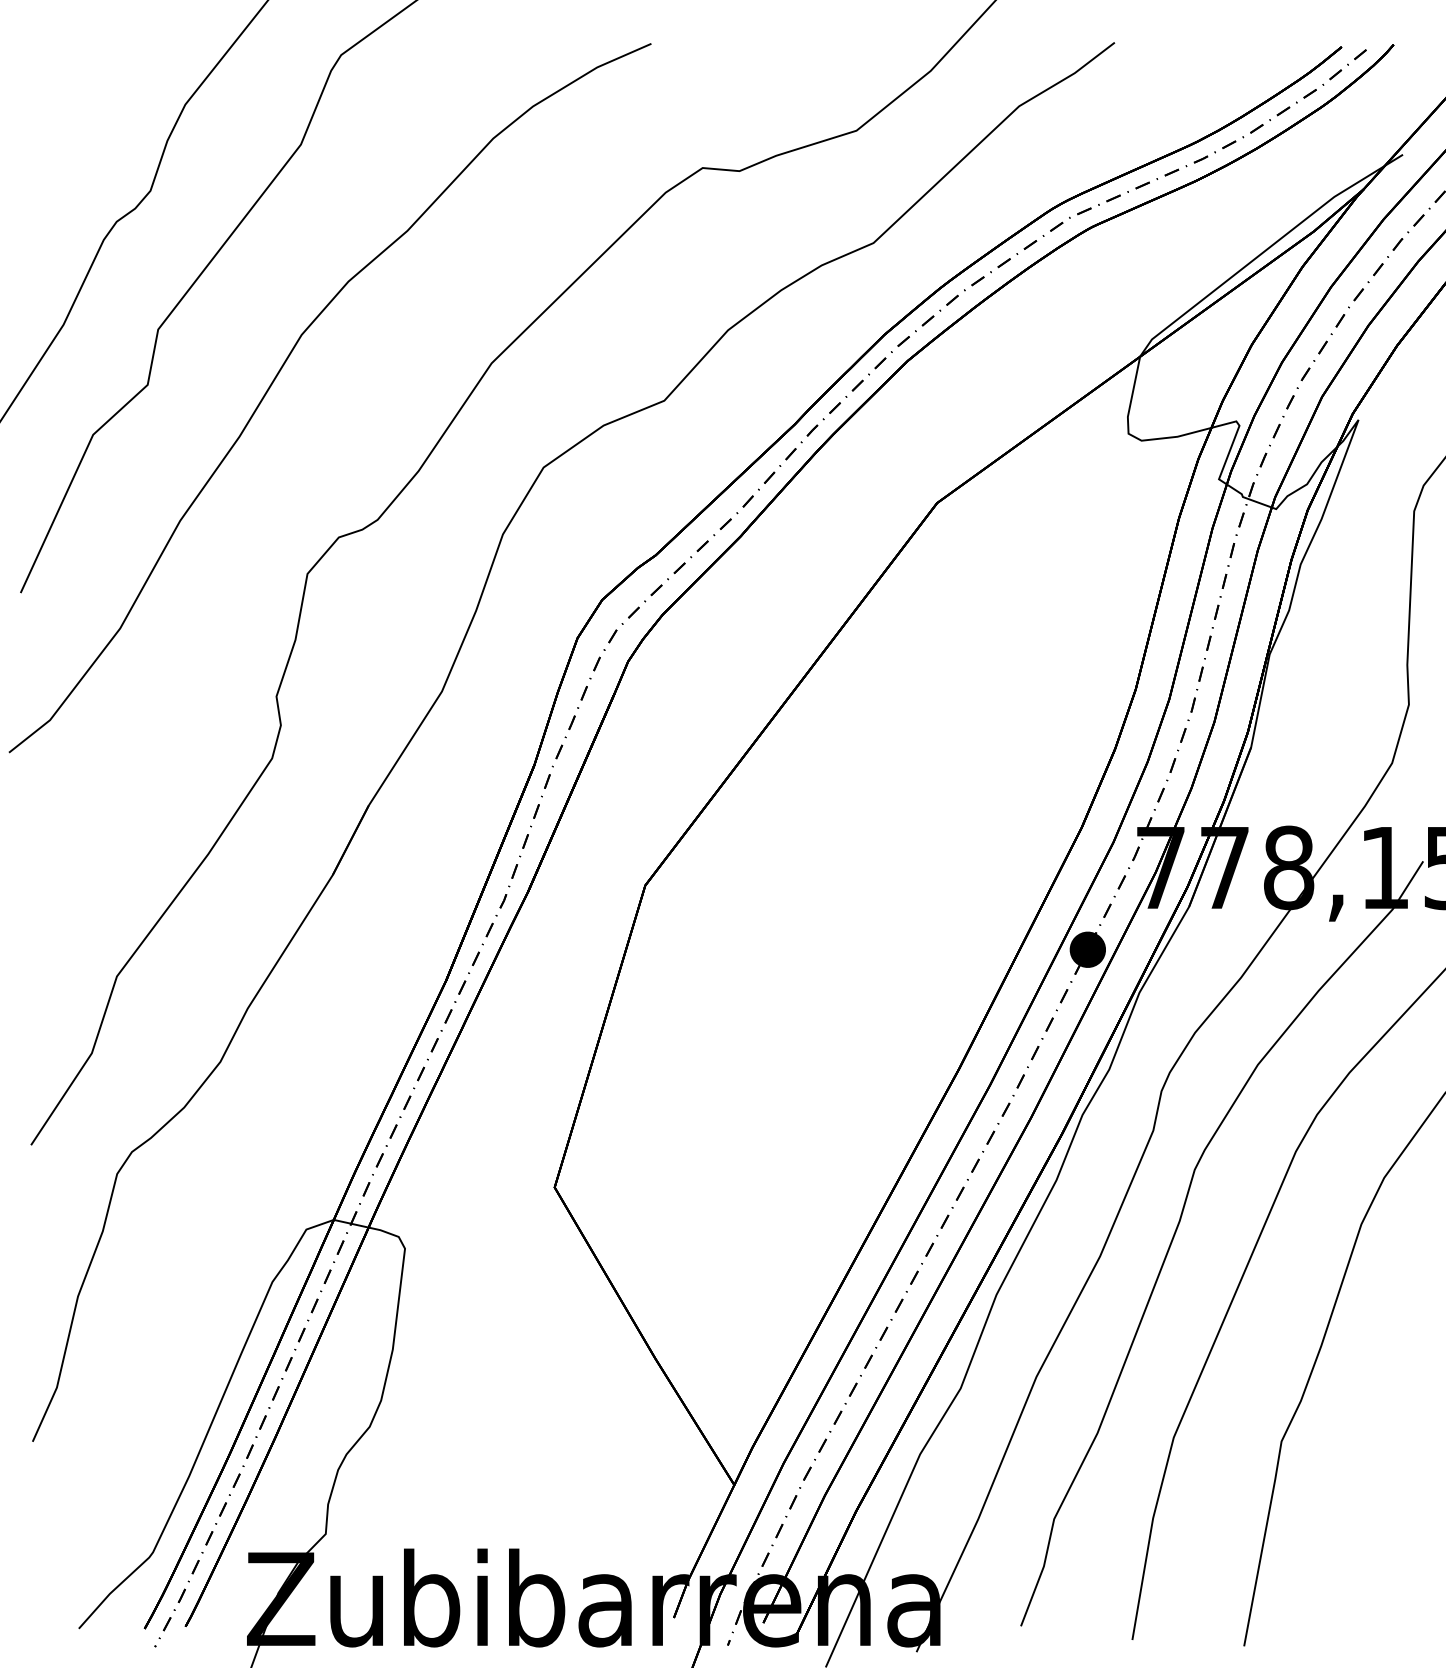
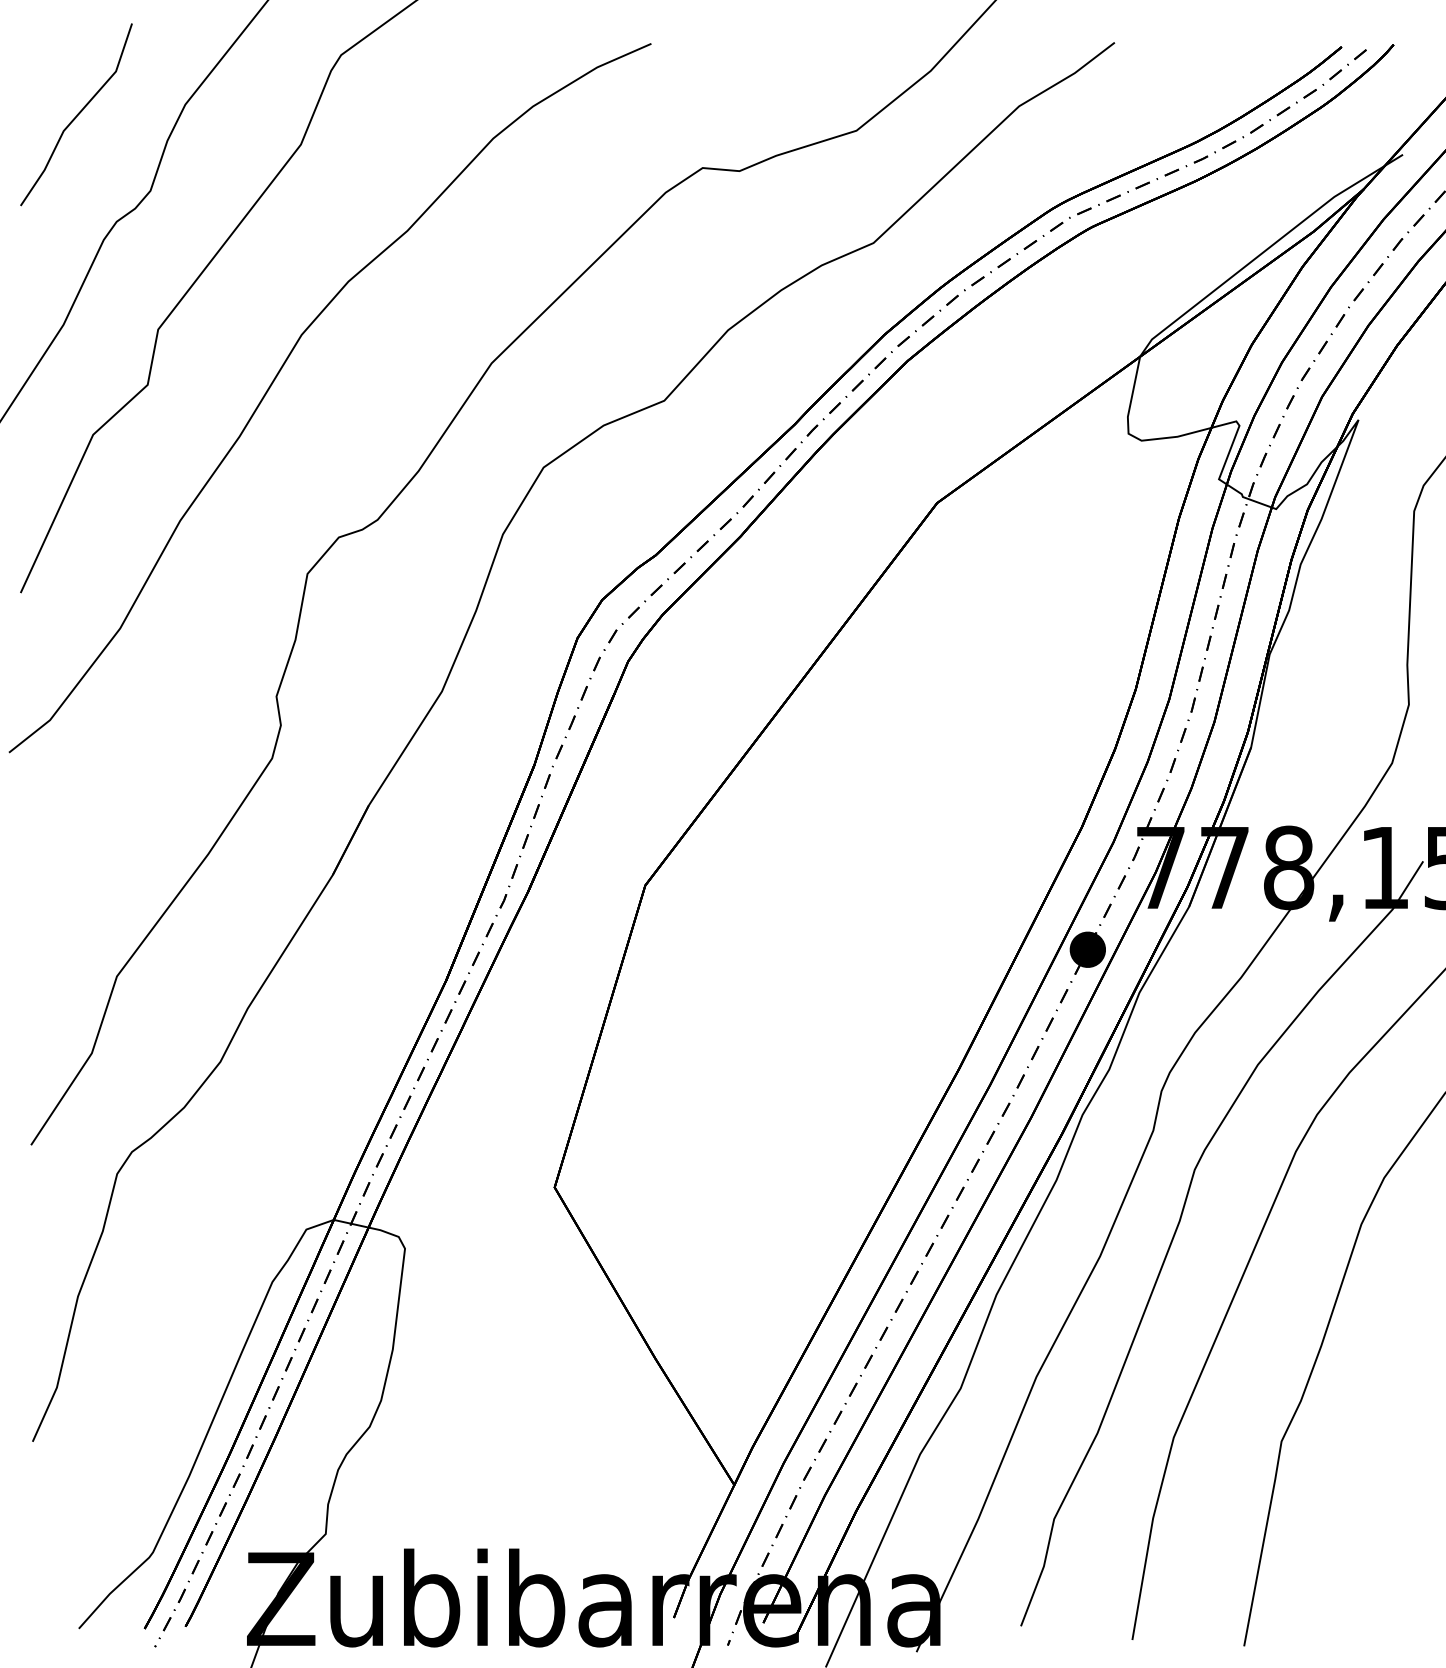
line: none -> present (77, 114)
